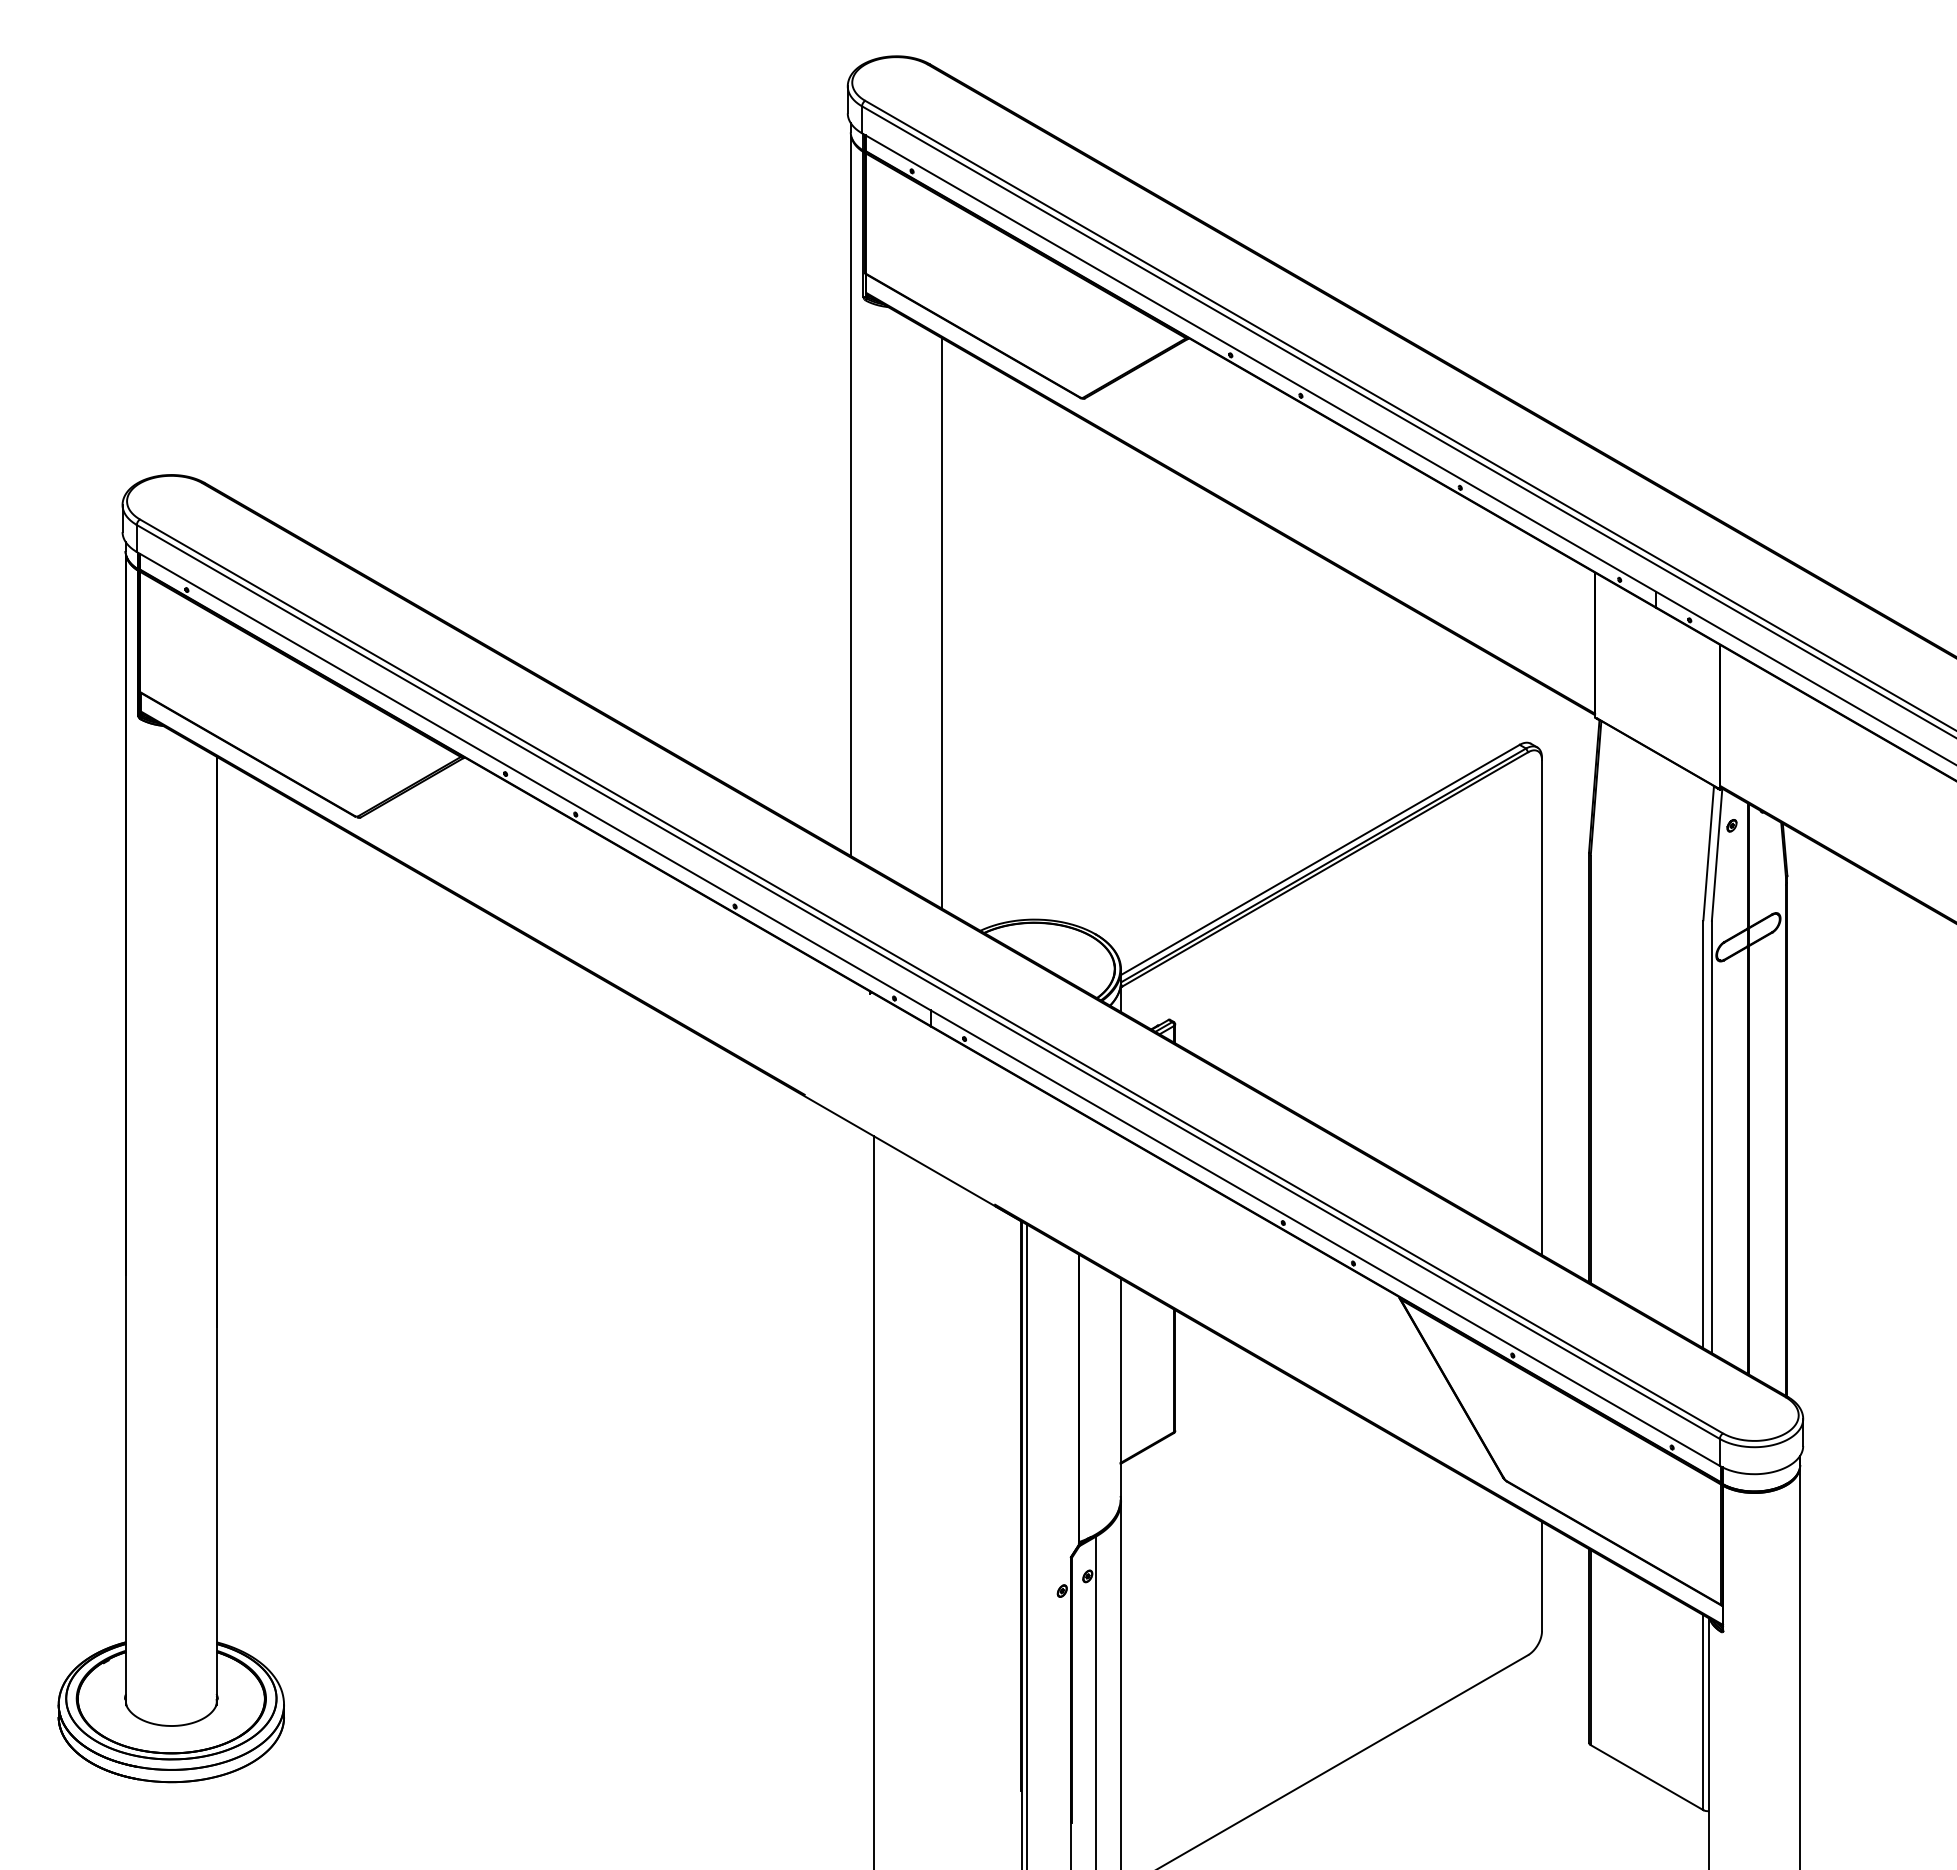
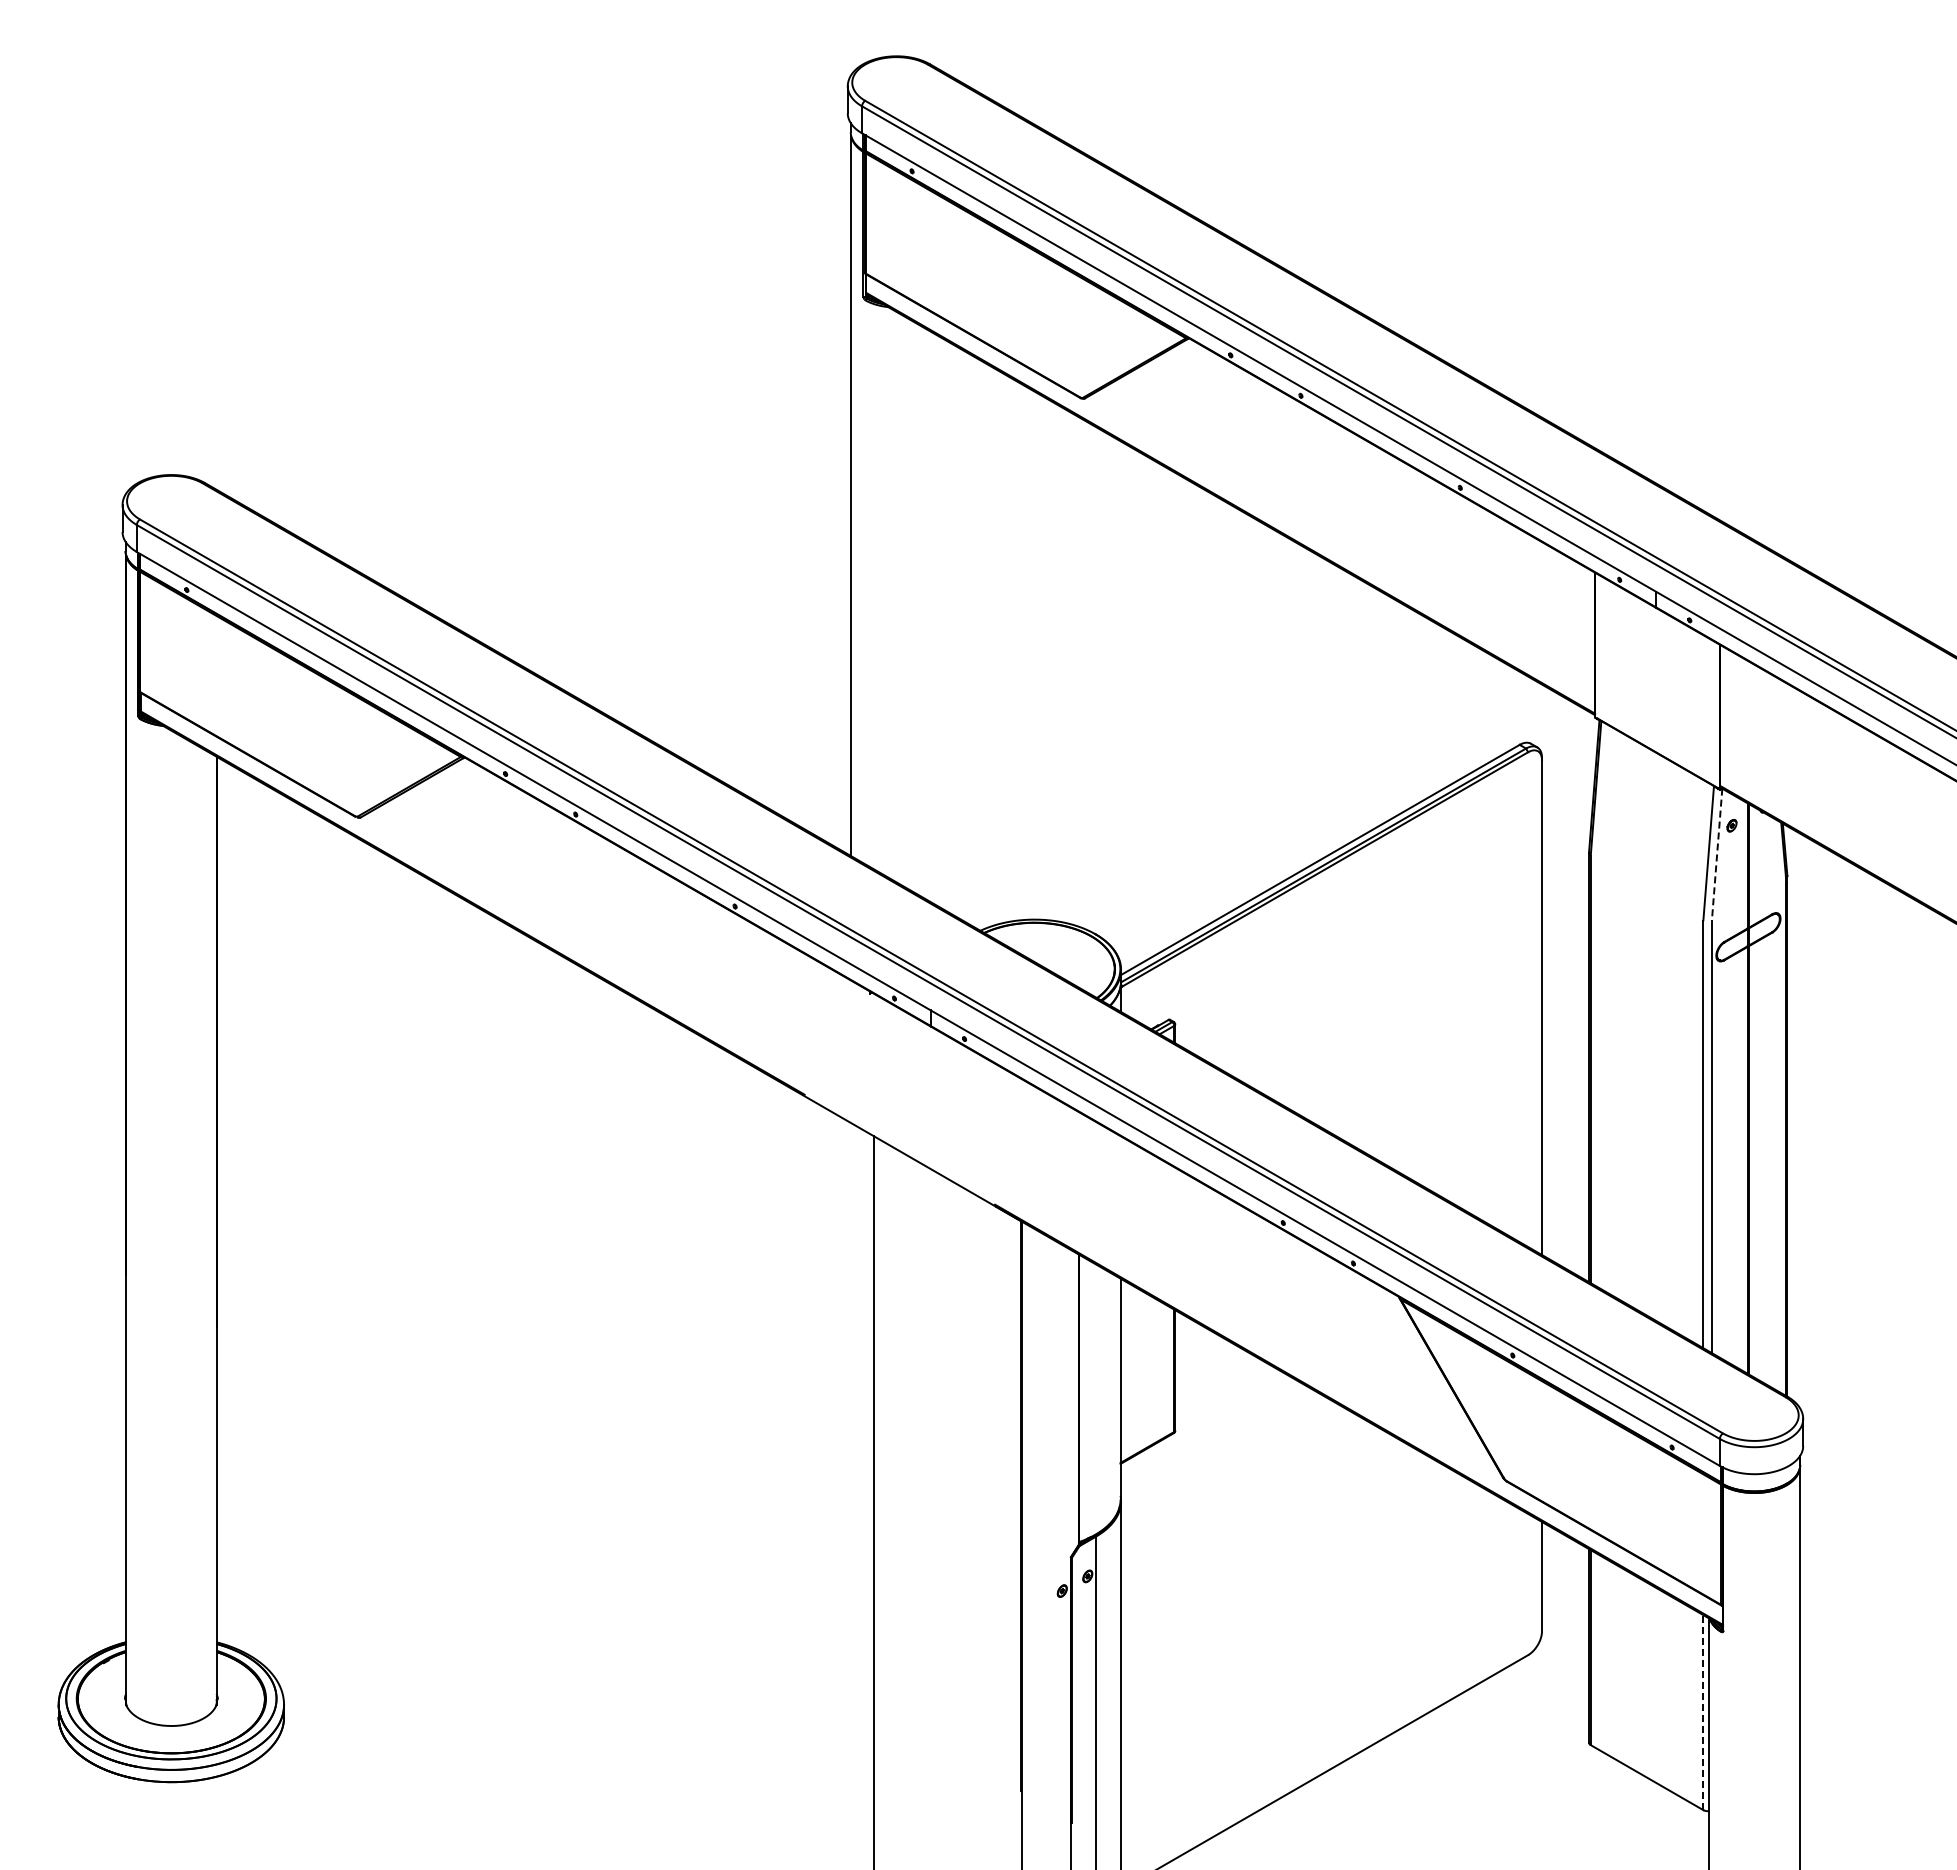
line: present -> none (941, 623)
line: solid -> dashed (1717, 855)
line: present -> none (1027, 1545)
line: solid -> dashed (1703, 1712)
